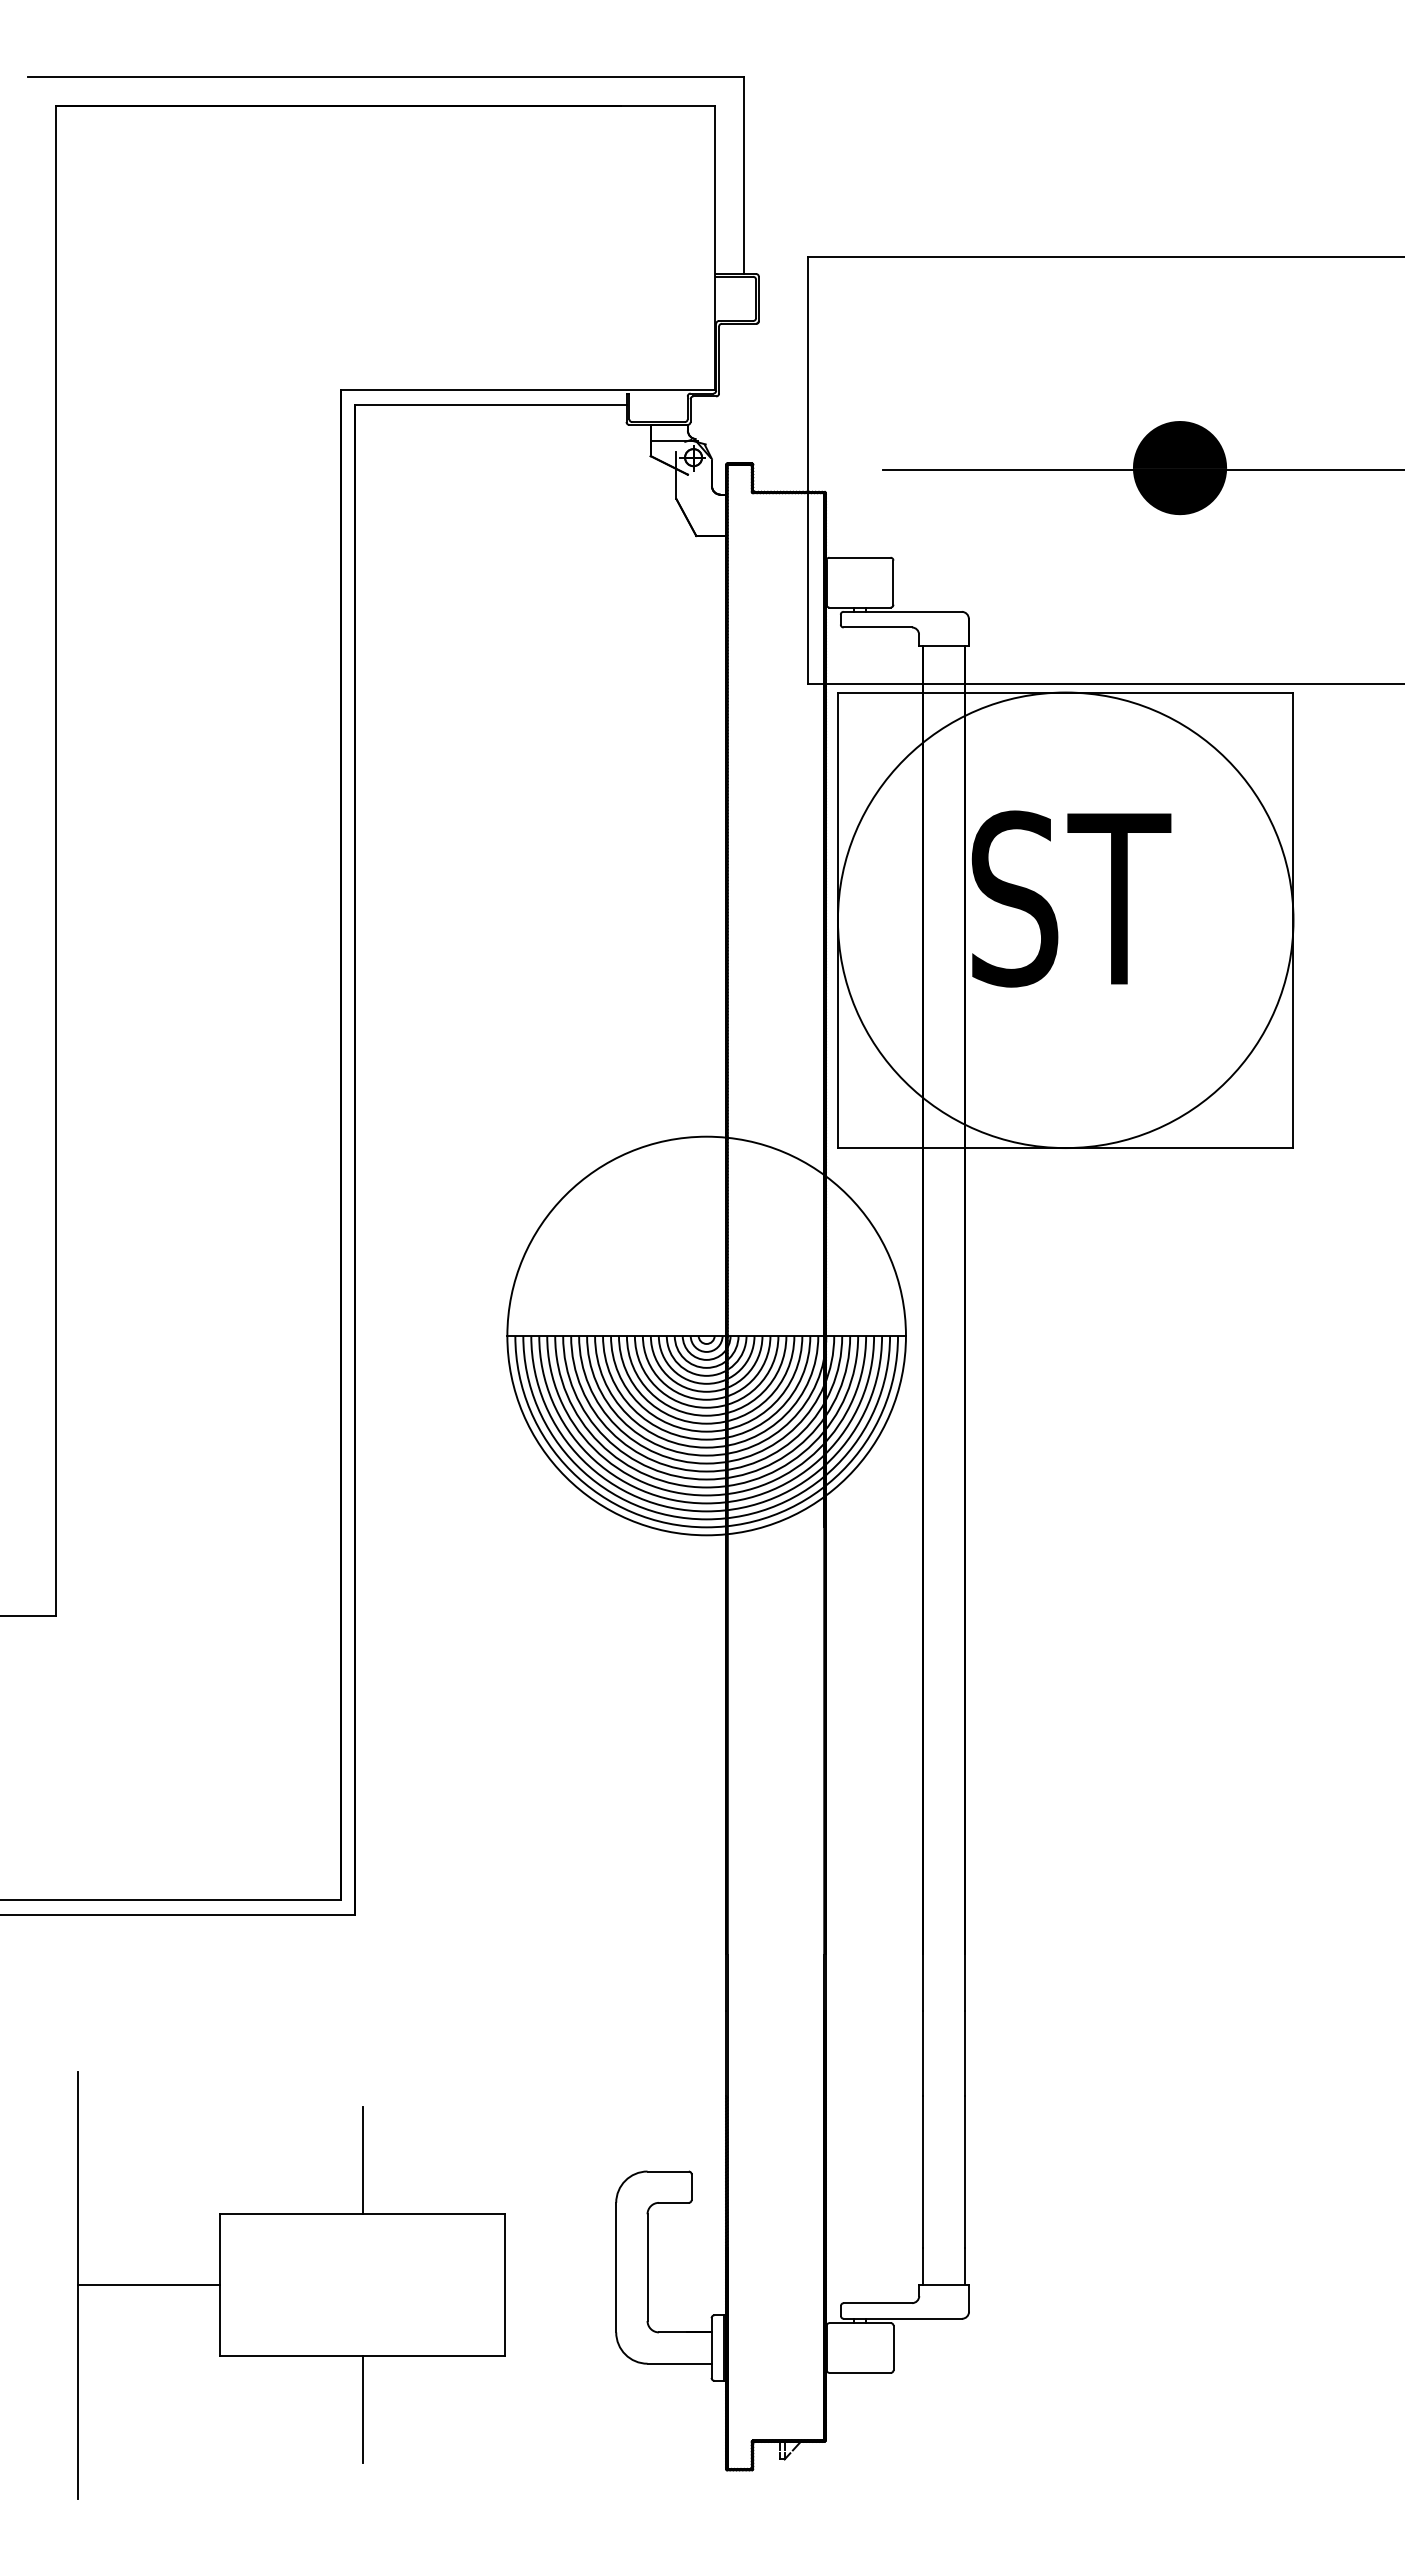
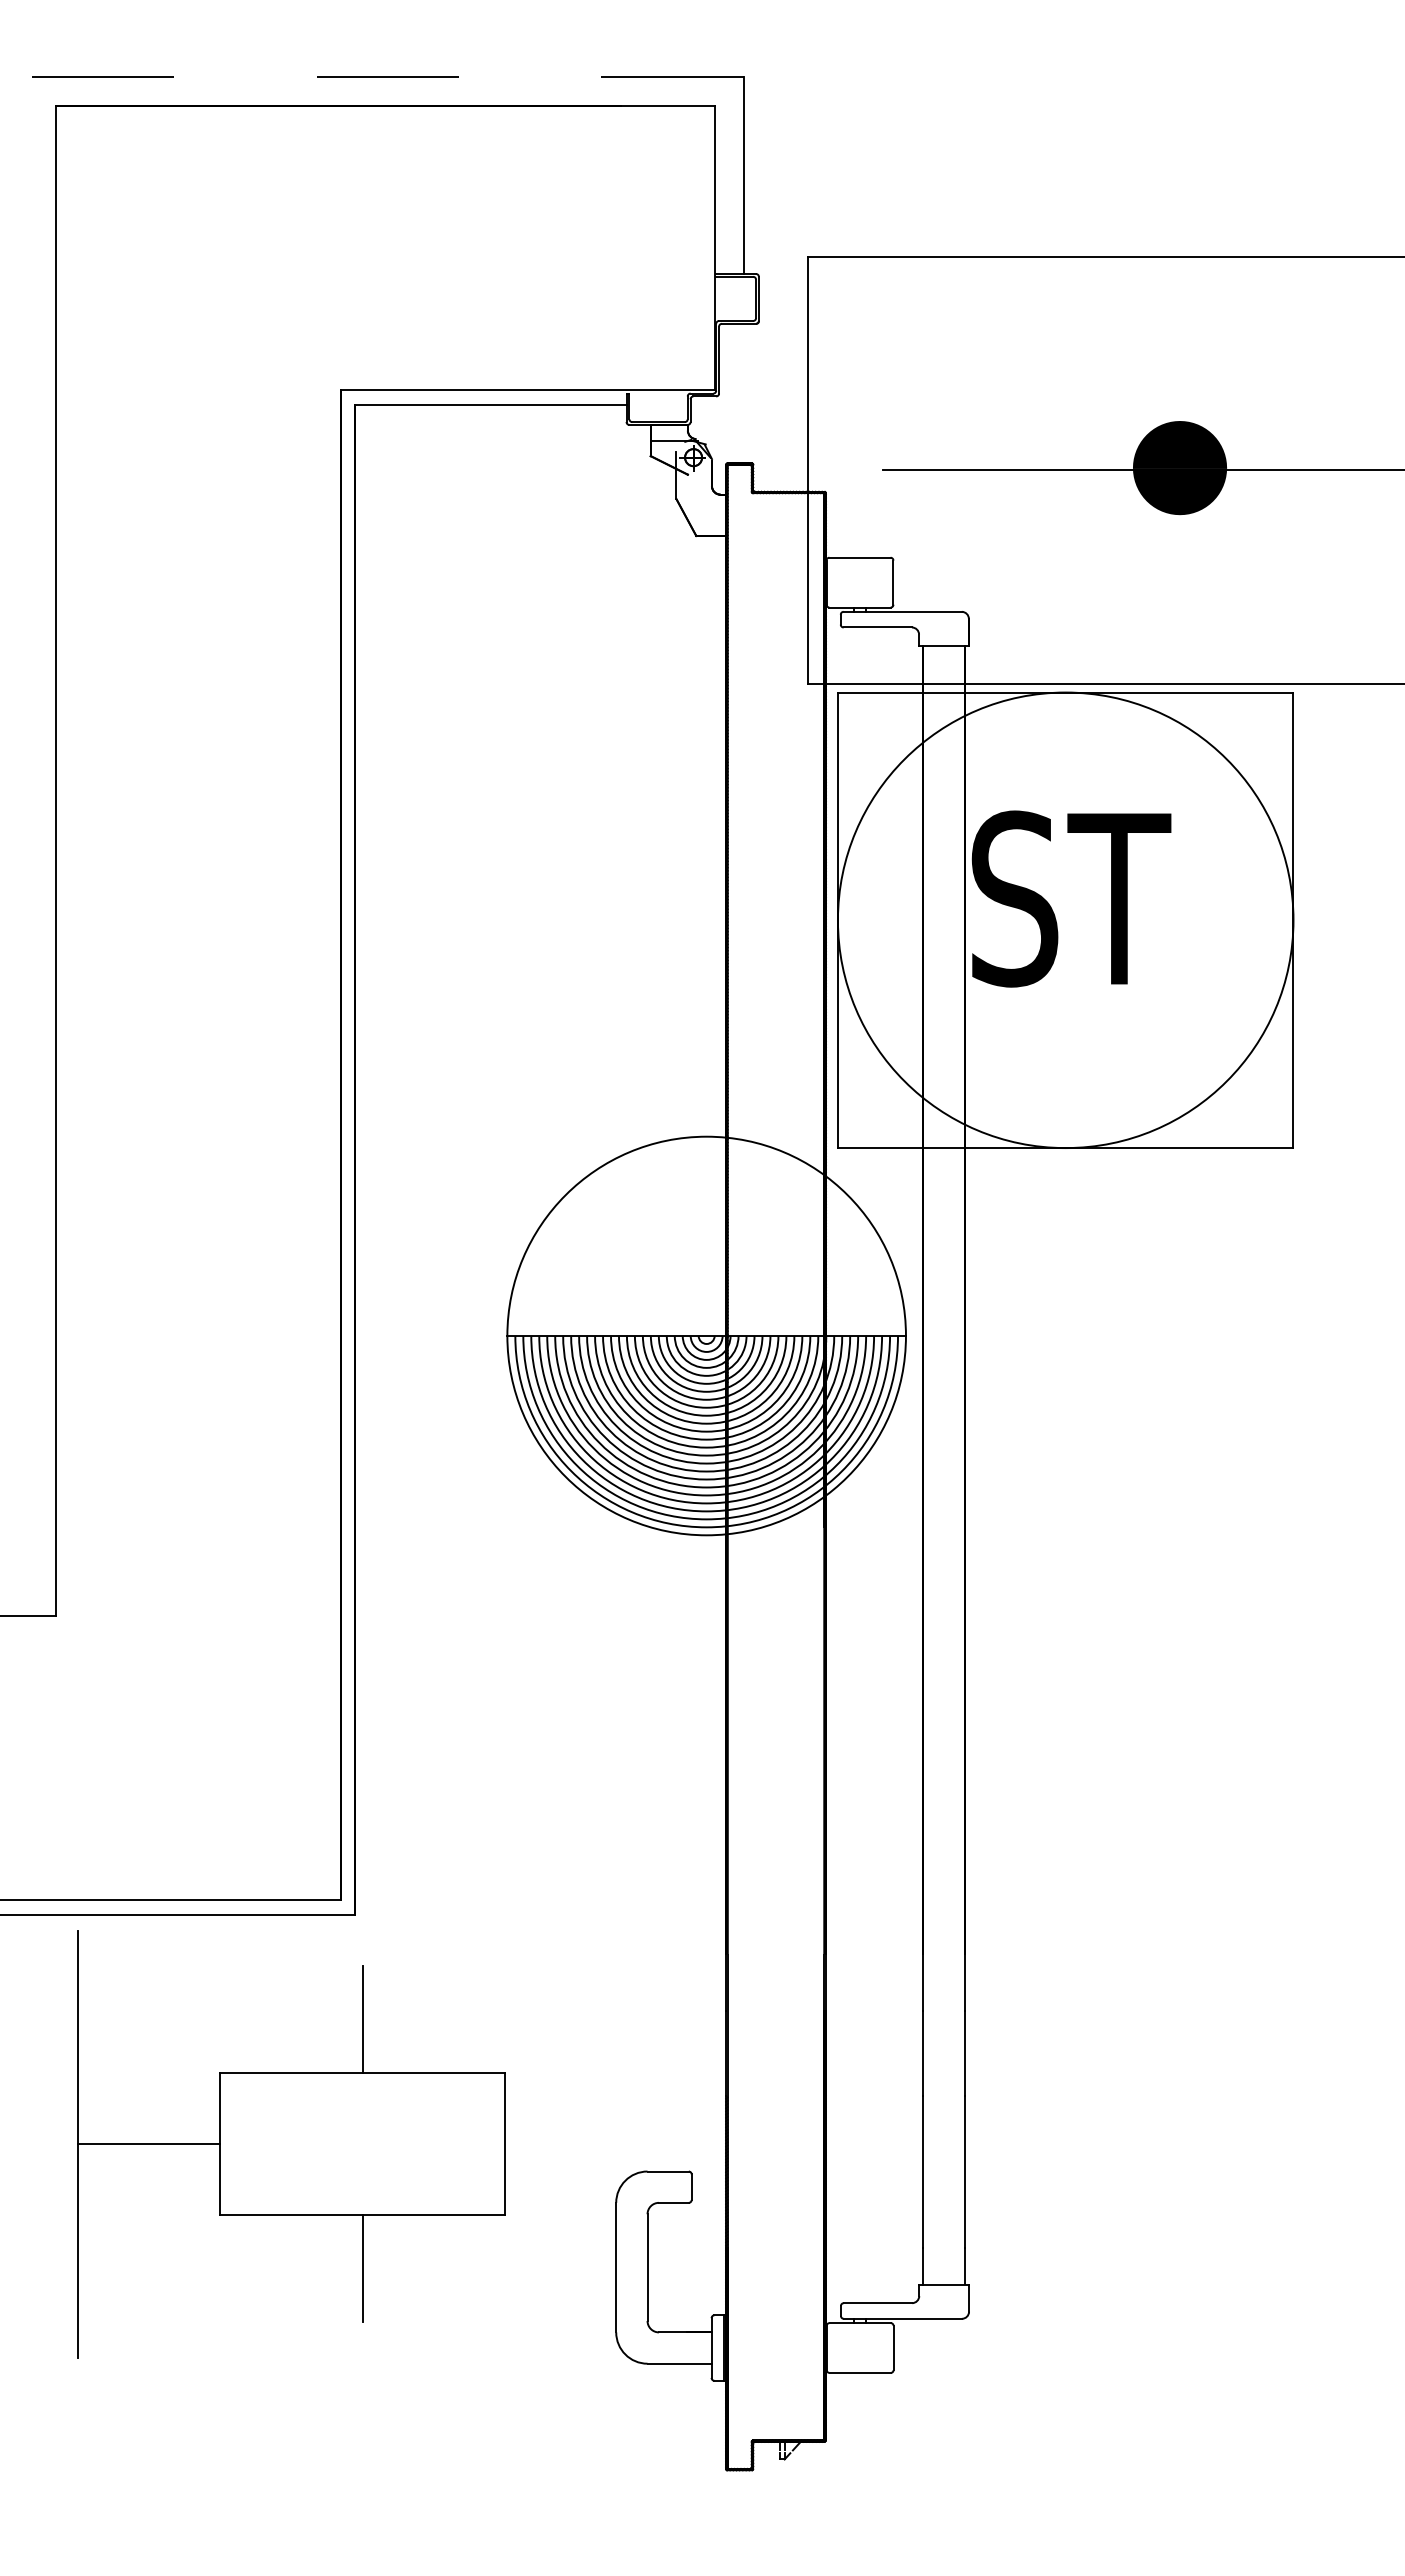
line: solid -> dashed (385, 77)
part position: (291, 2285) -> (291, 2144) (291, 2144)
